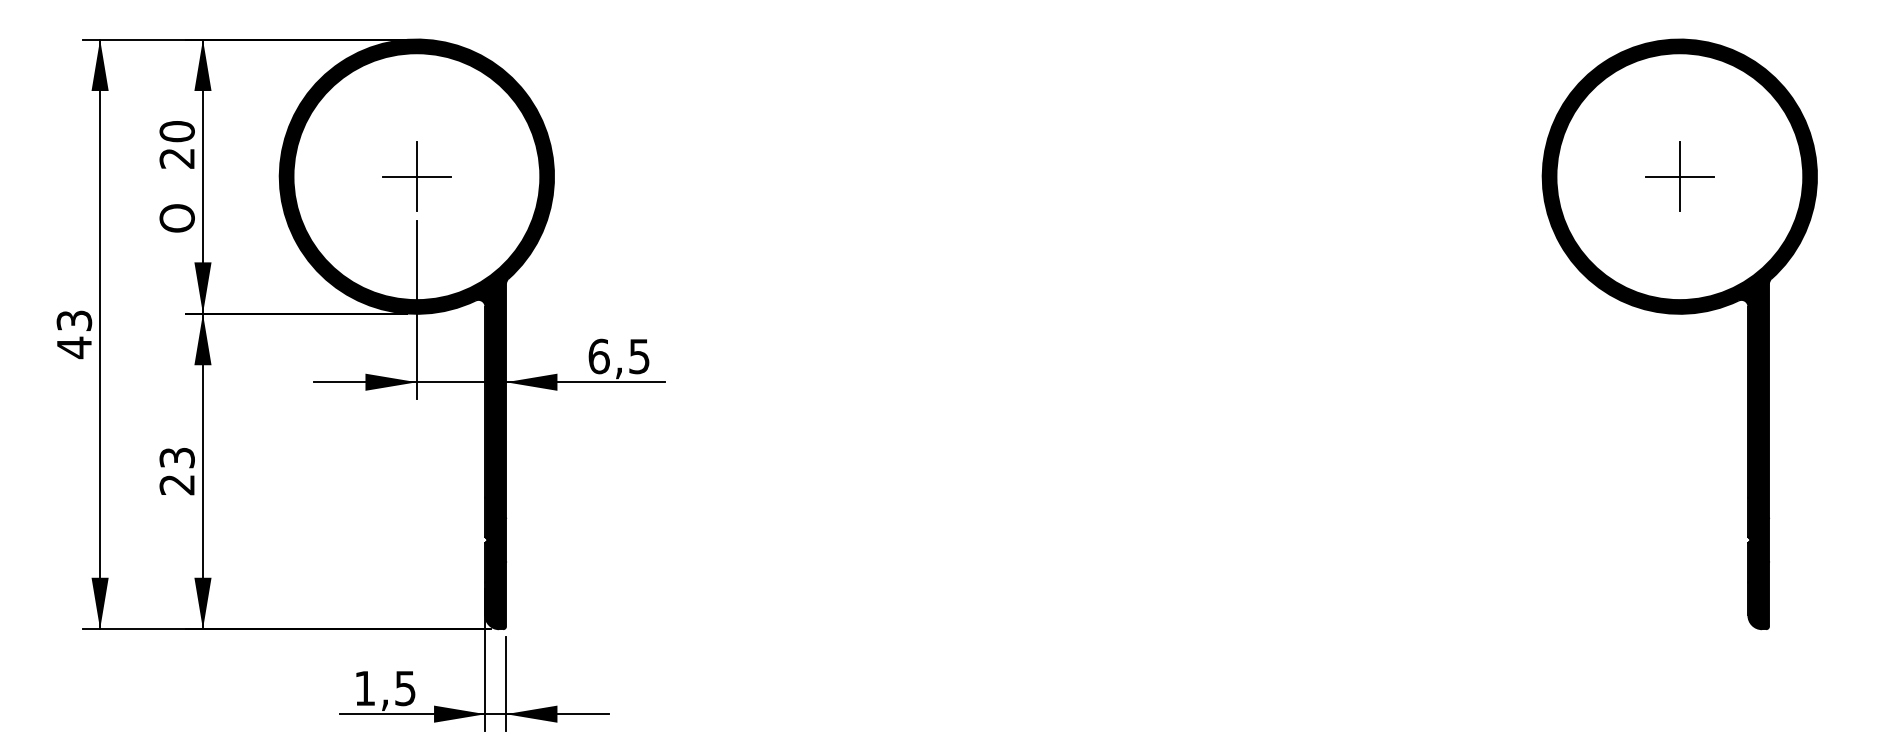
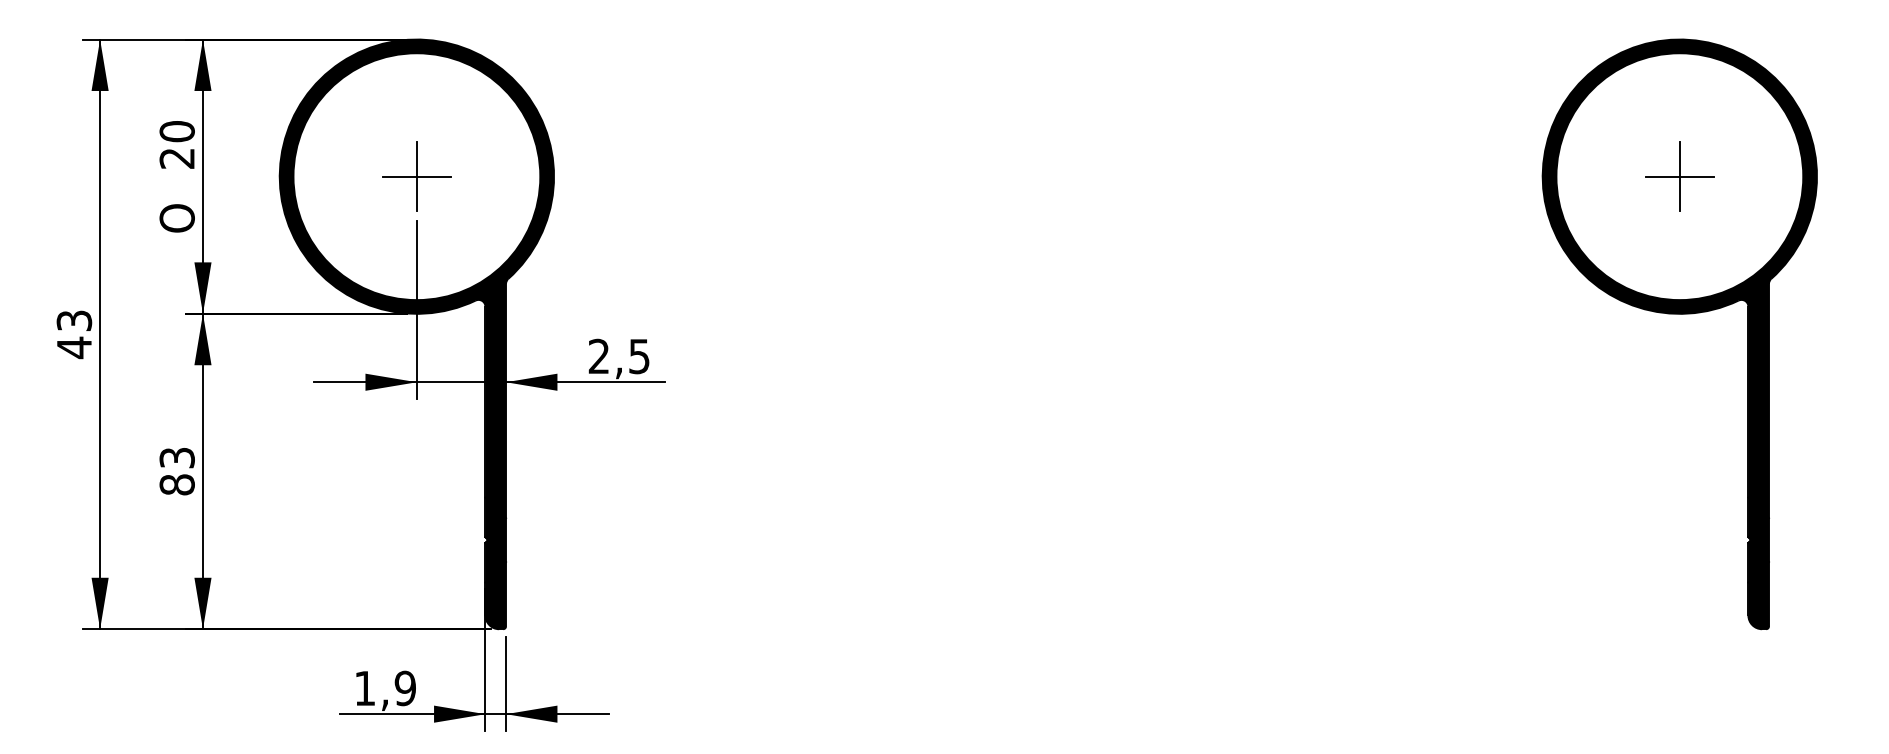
text: 6,5 -> 2,5 (598, 356)
text: 23 -> 83 (176, 484)
text: 1,5 -> 1,9 (404, 687)
